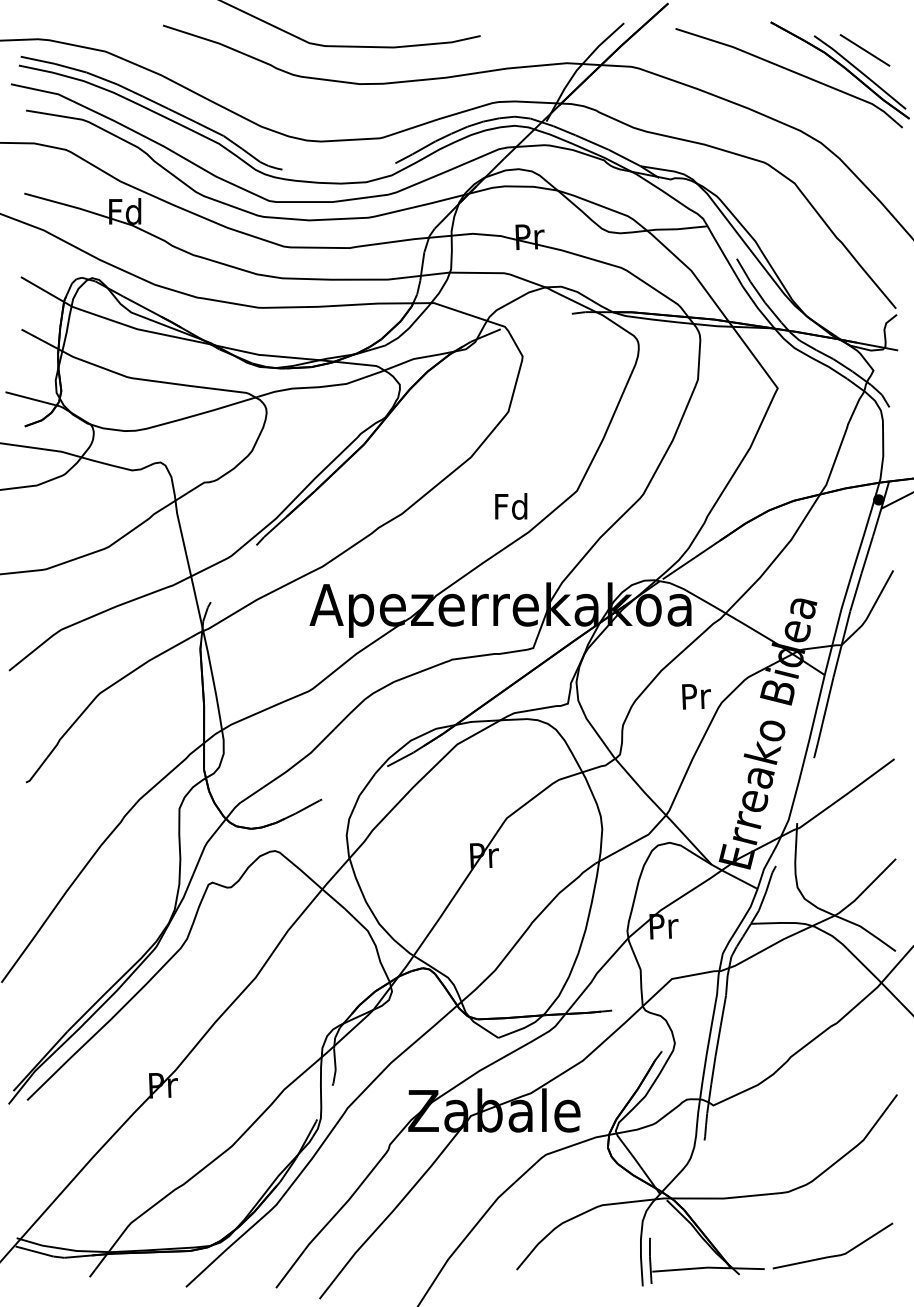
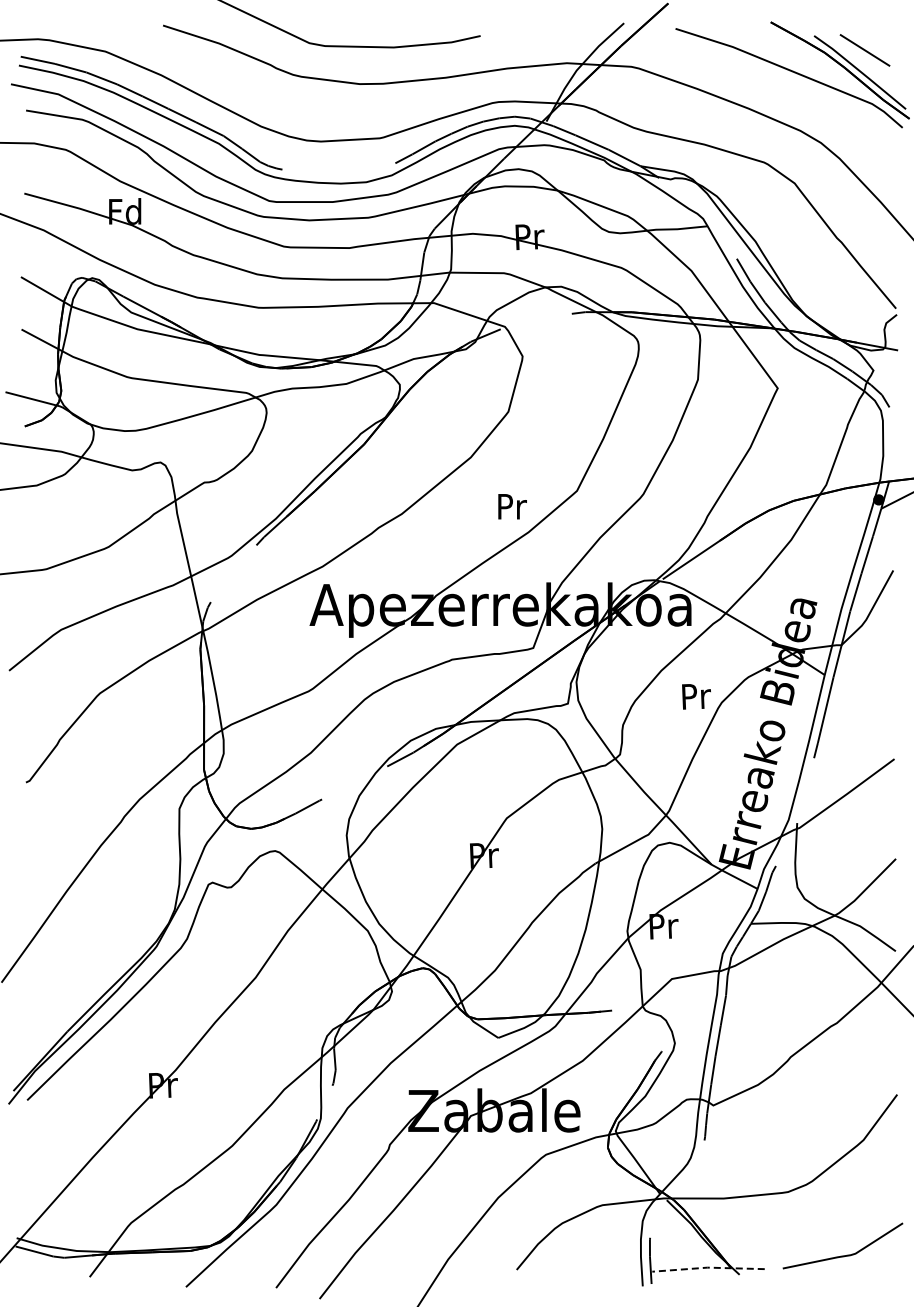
text: Fd -> Pr (511, 506)
line position: (832, 1255) -> (842, 1255) (842, 1255)
line: solid -> dashed (707, 1267)
